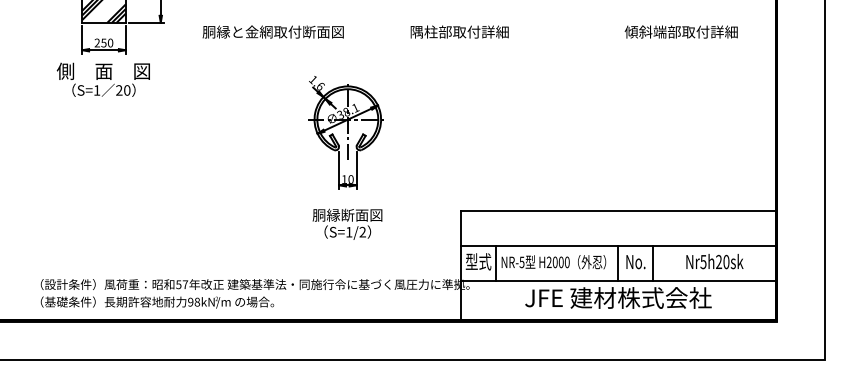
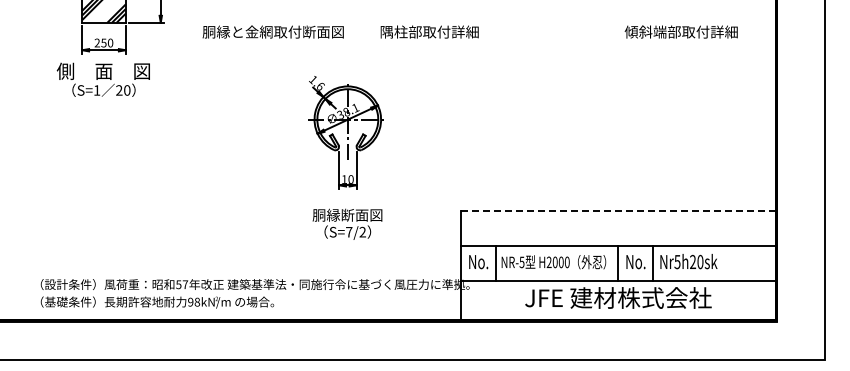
text position: (459, 31) -> (429, 31) (429, 31)
line: solid -> dashed (618, 211)
text: S=1/2 -> S=7/2 (349, 232)
text: 型式 -> No. (478, 261)
text position: (714, 261) -> (688, 261) (688, 261)
